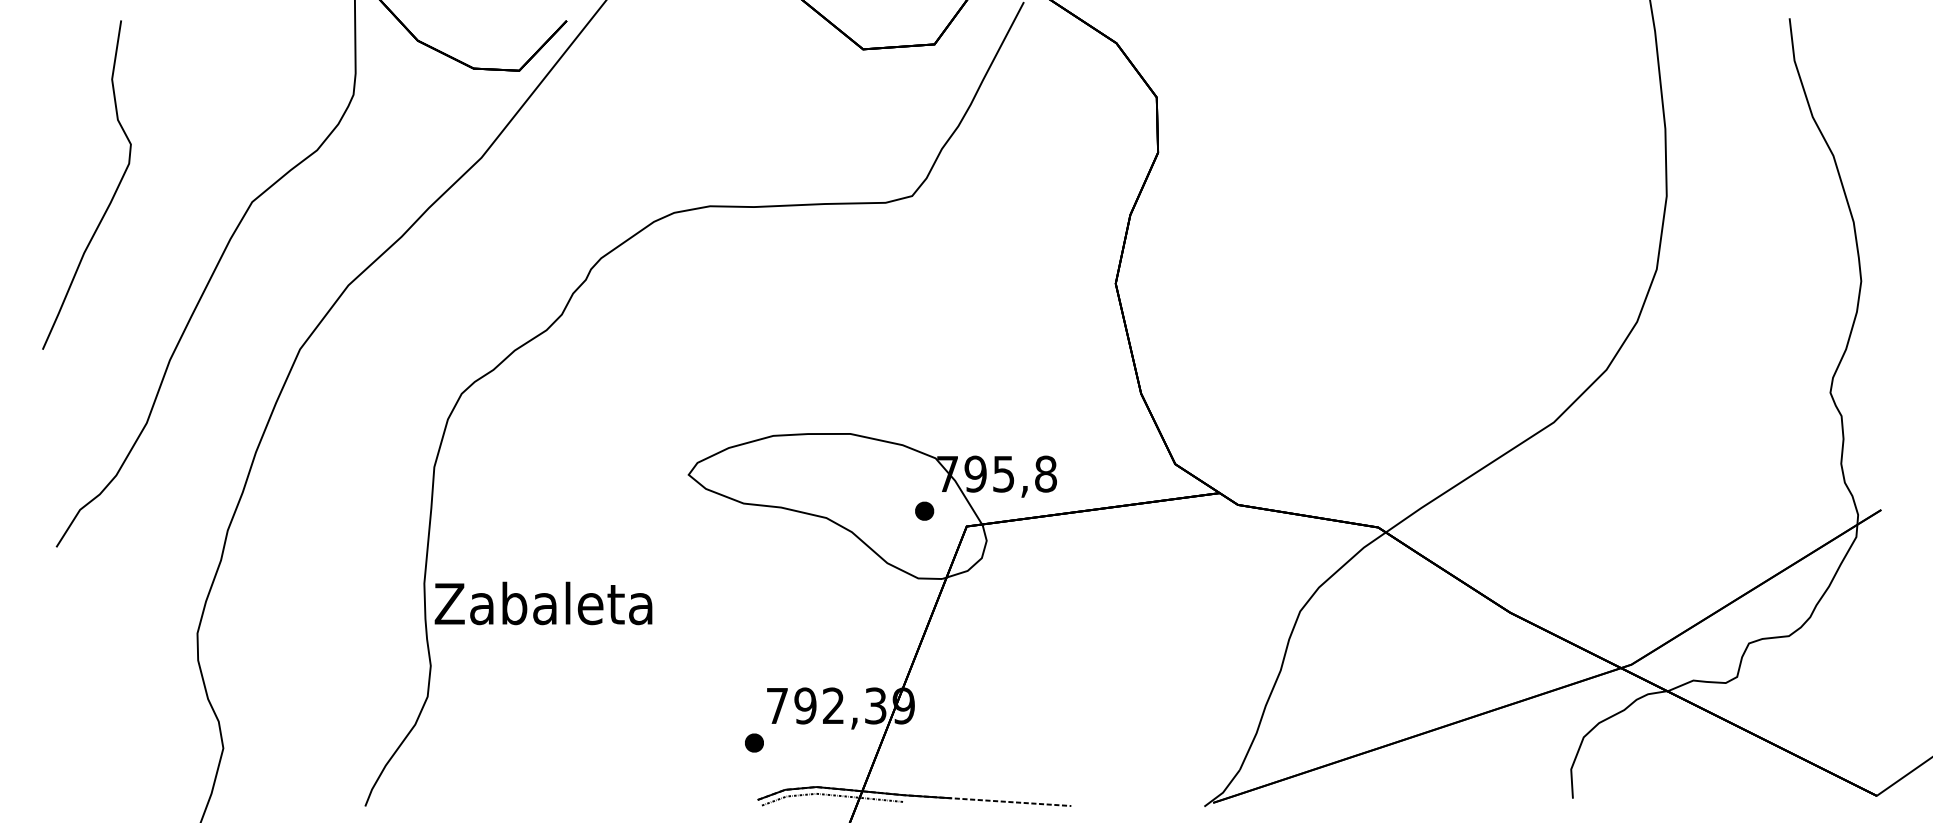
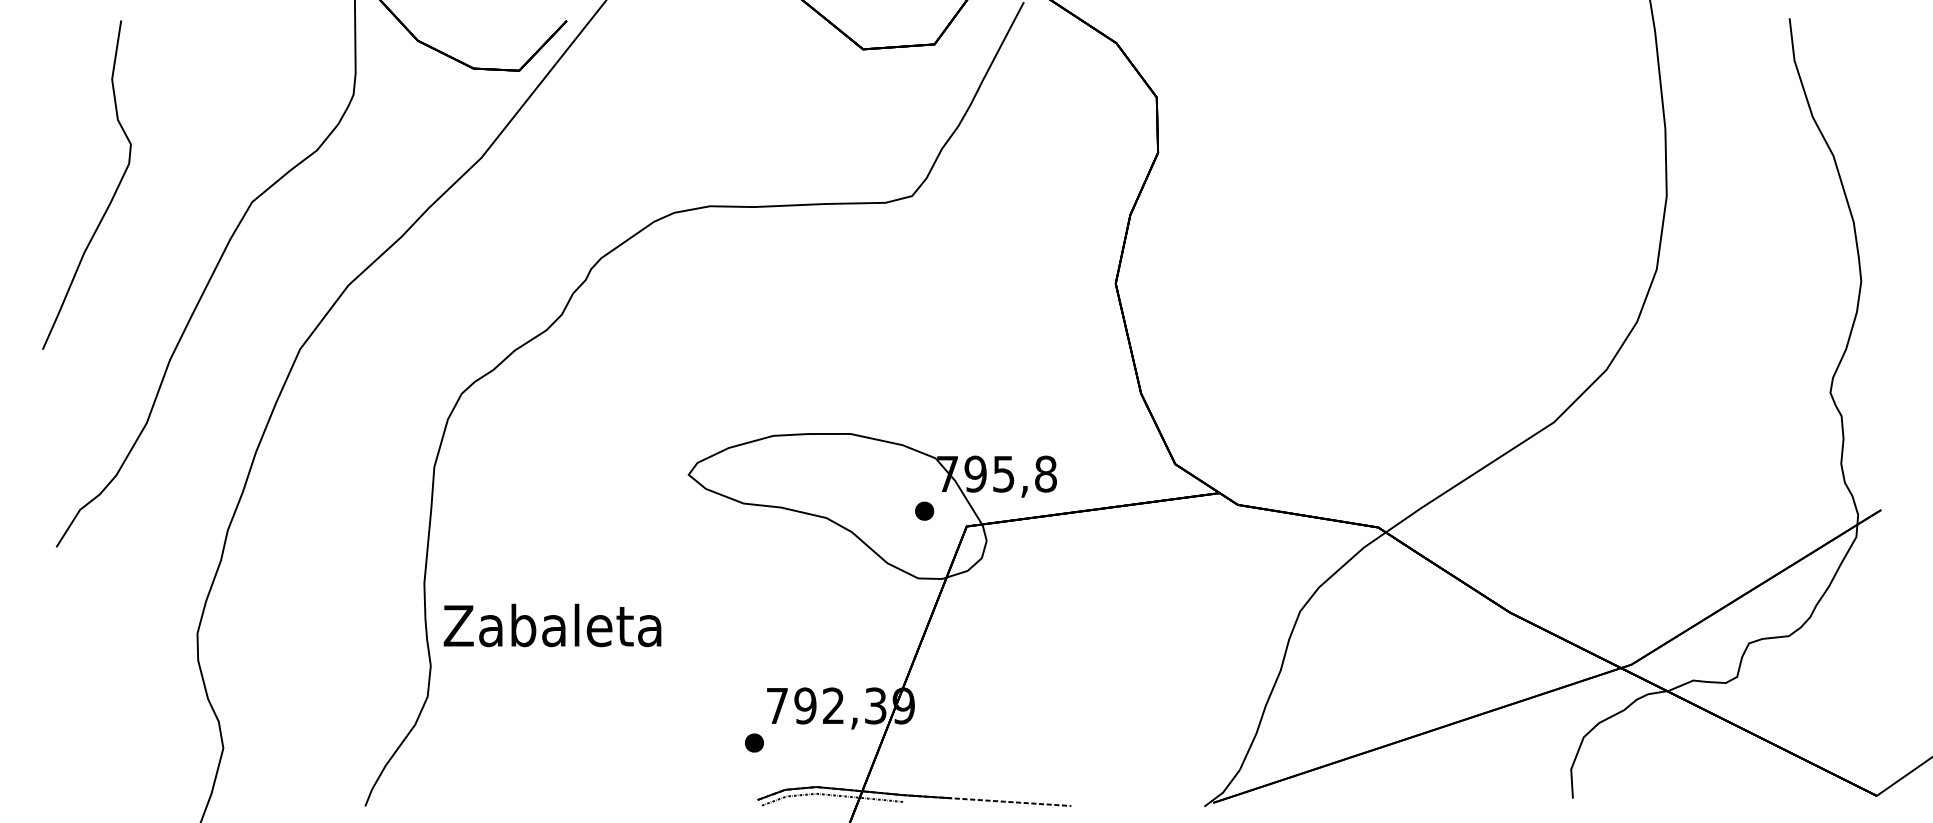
text position: (543, 603) -> (552, 625) (552, 625)
